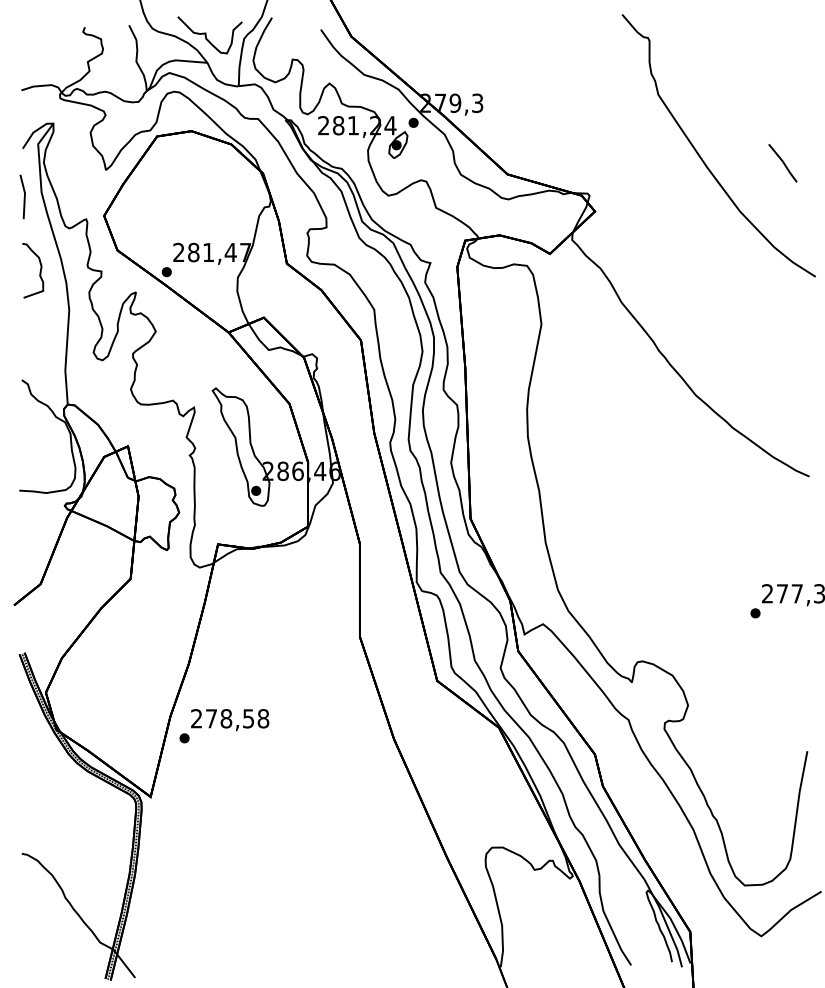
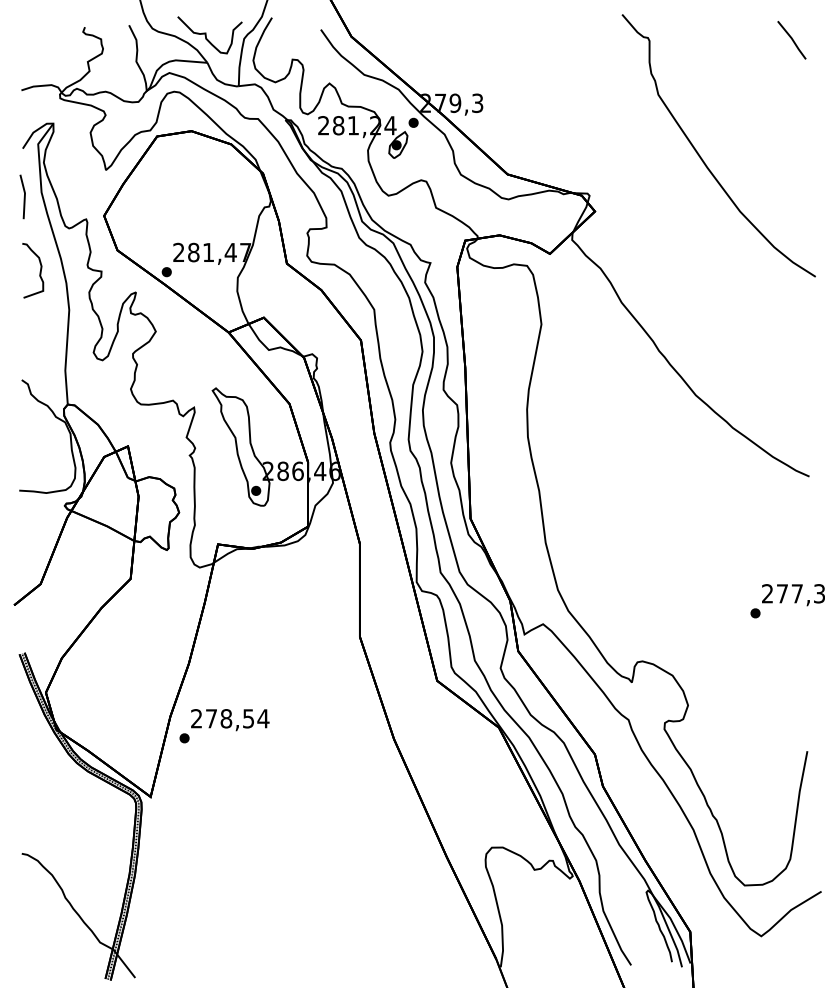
line position: (782, 162) -> (791, 39) (791, 39)
text: 278,58 -> 278,54 (263, 718)
